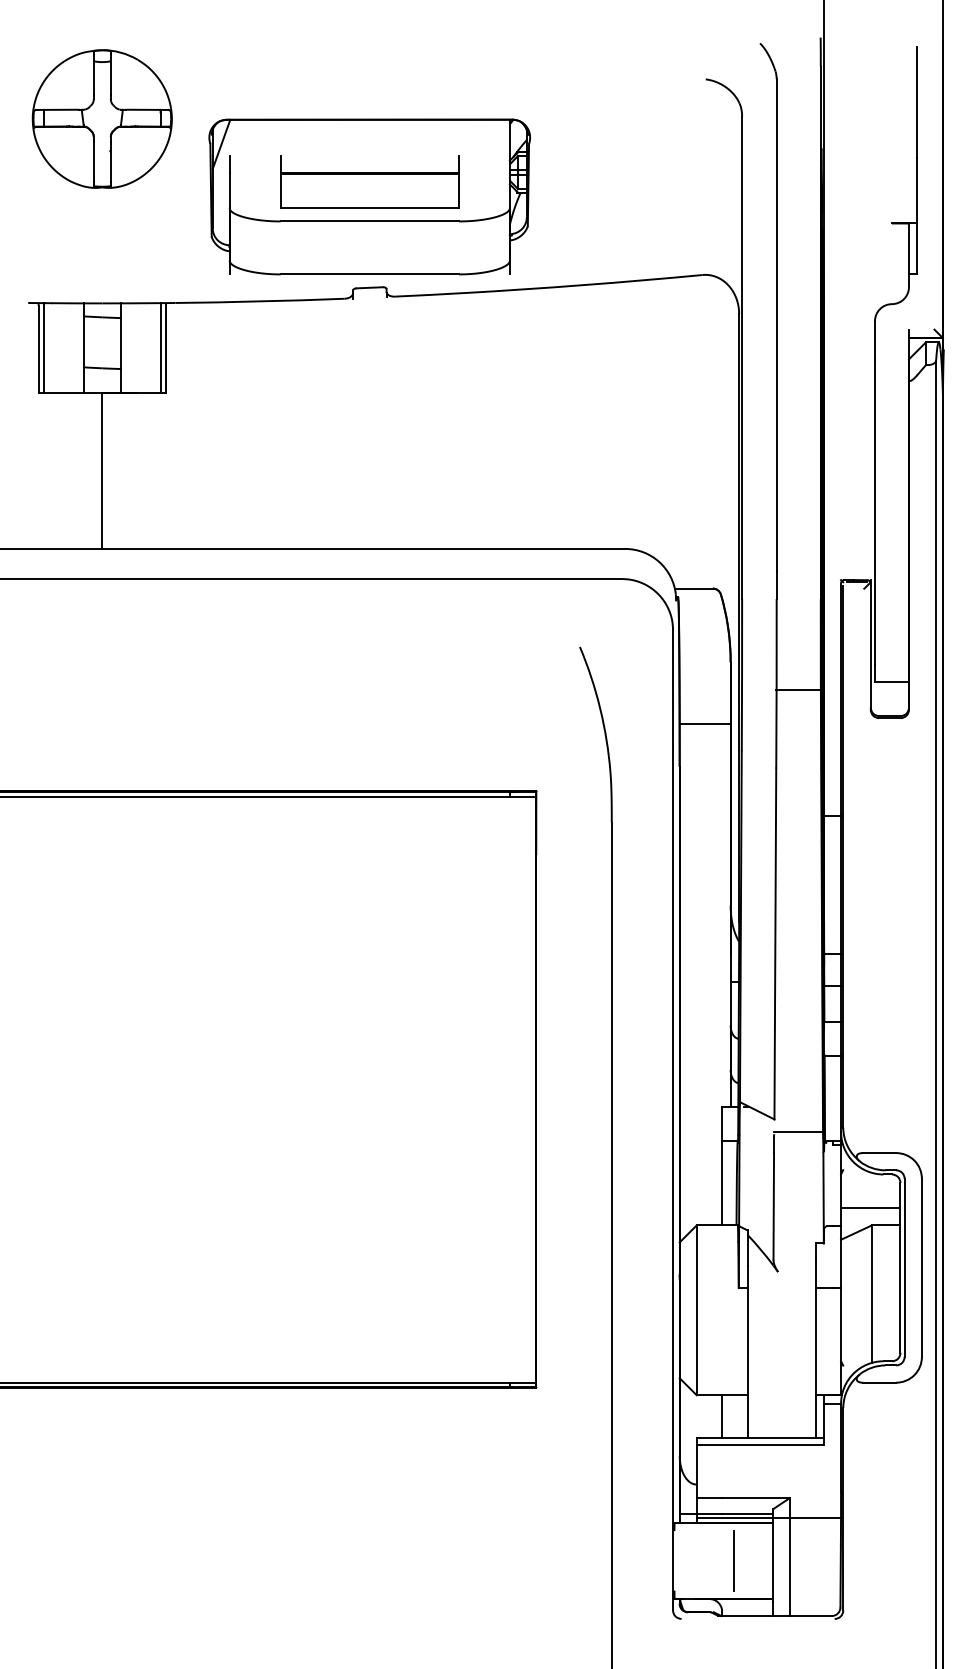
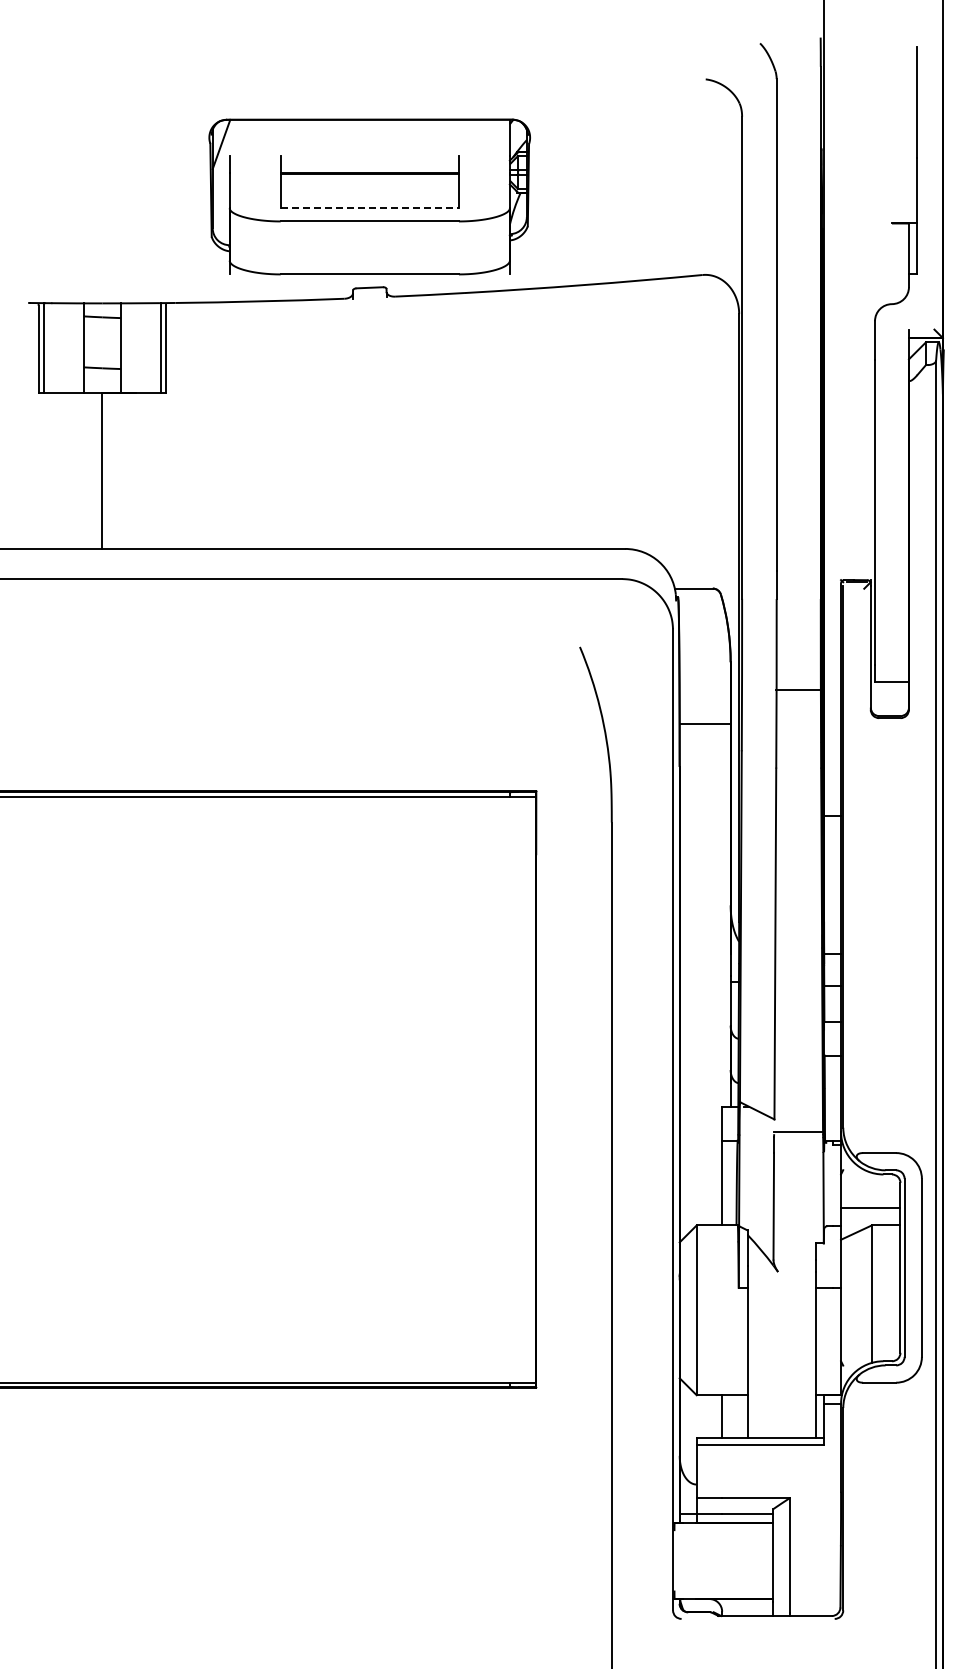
part: present -> none (101, 118)
line: solid -> dashed (370, 208)
line: present -> none (768, 1518)
line: present -> none (733, 1560)
